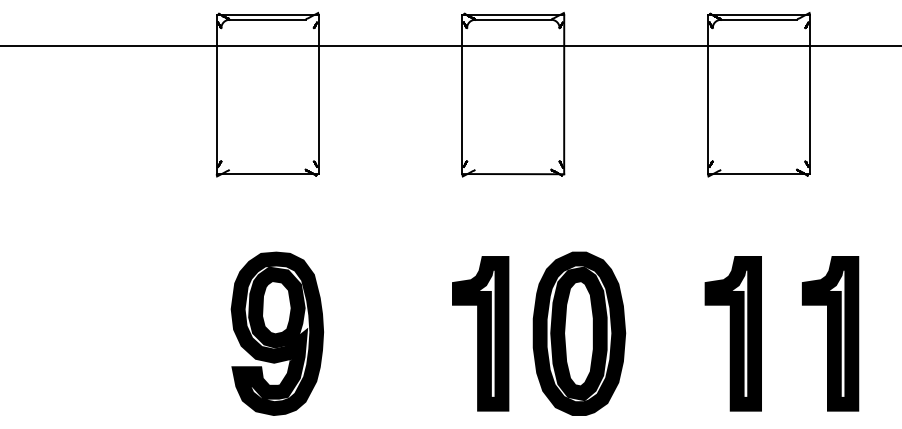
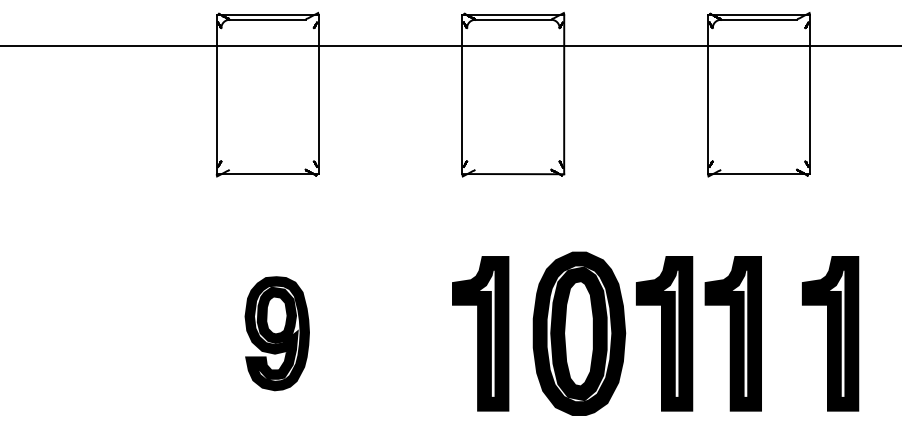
part size: 94x165 px -> 66x116 px (276, 333)
part: none -> present (664, 333)
